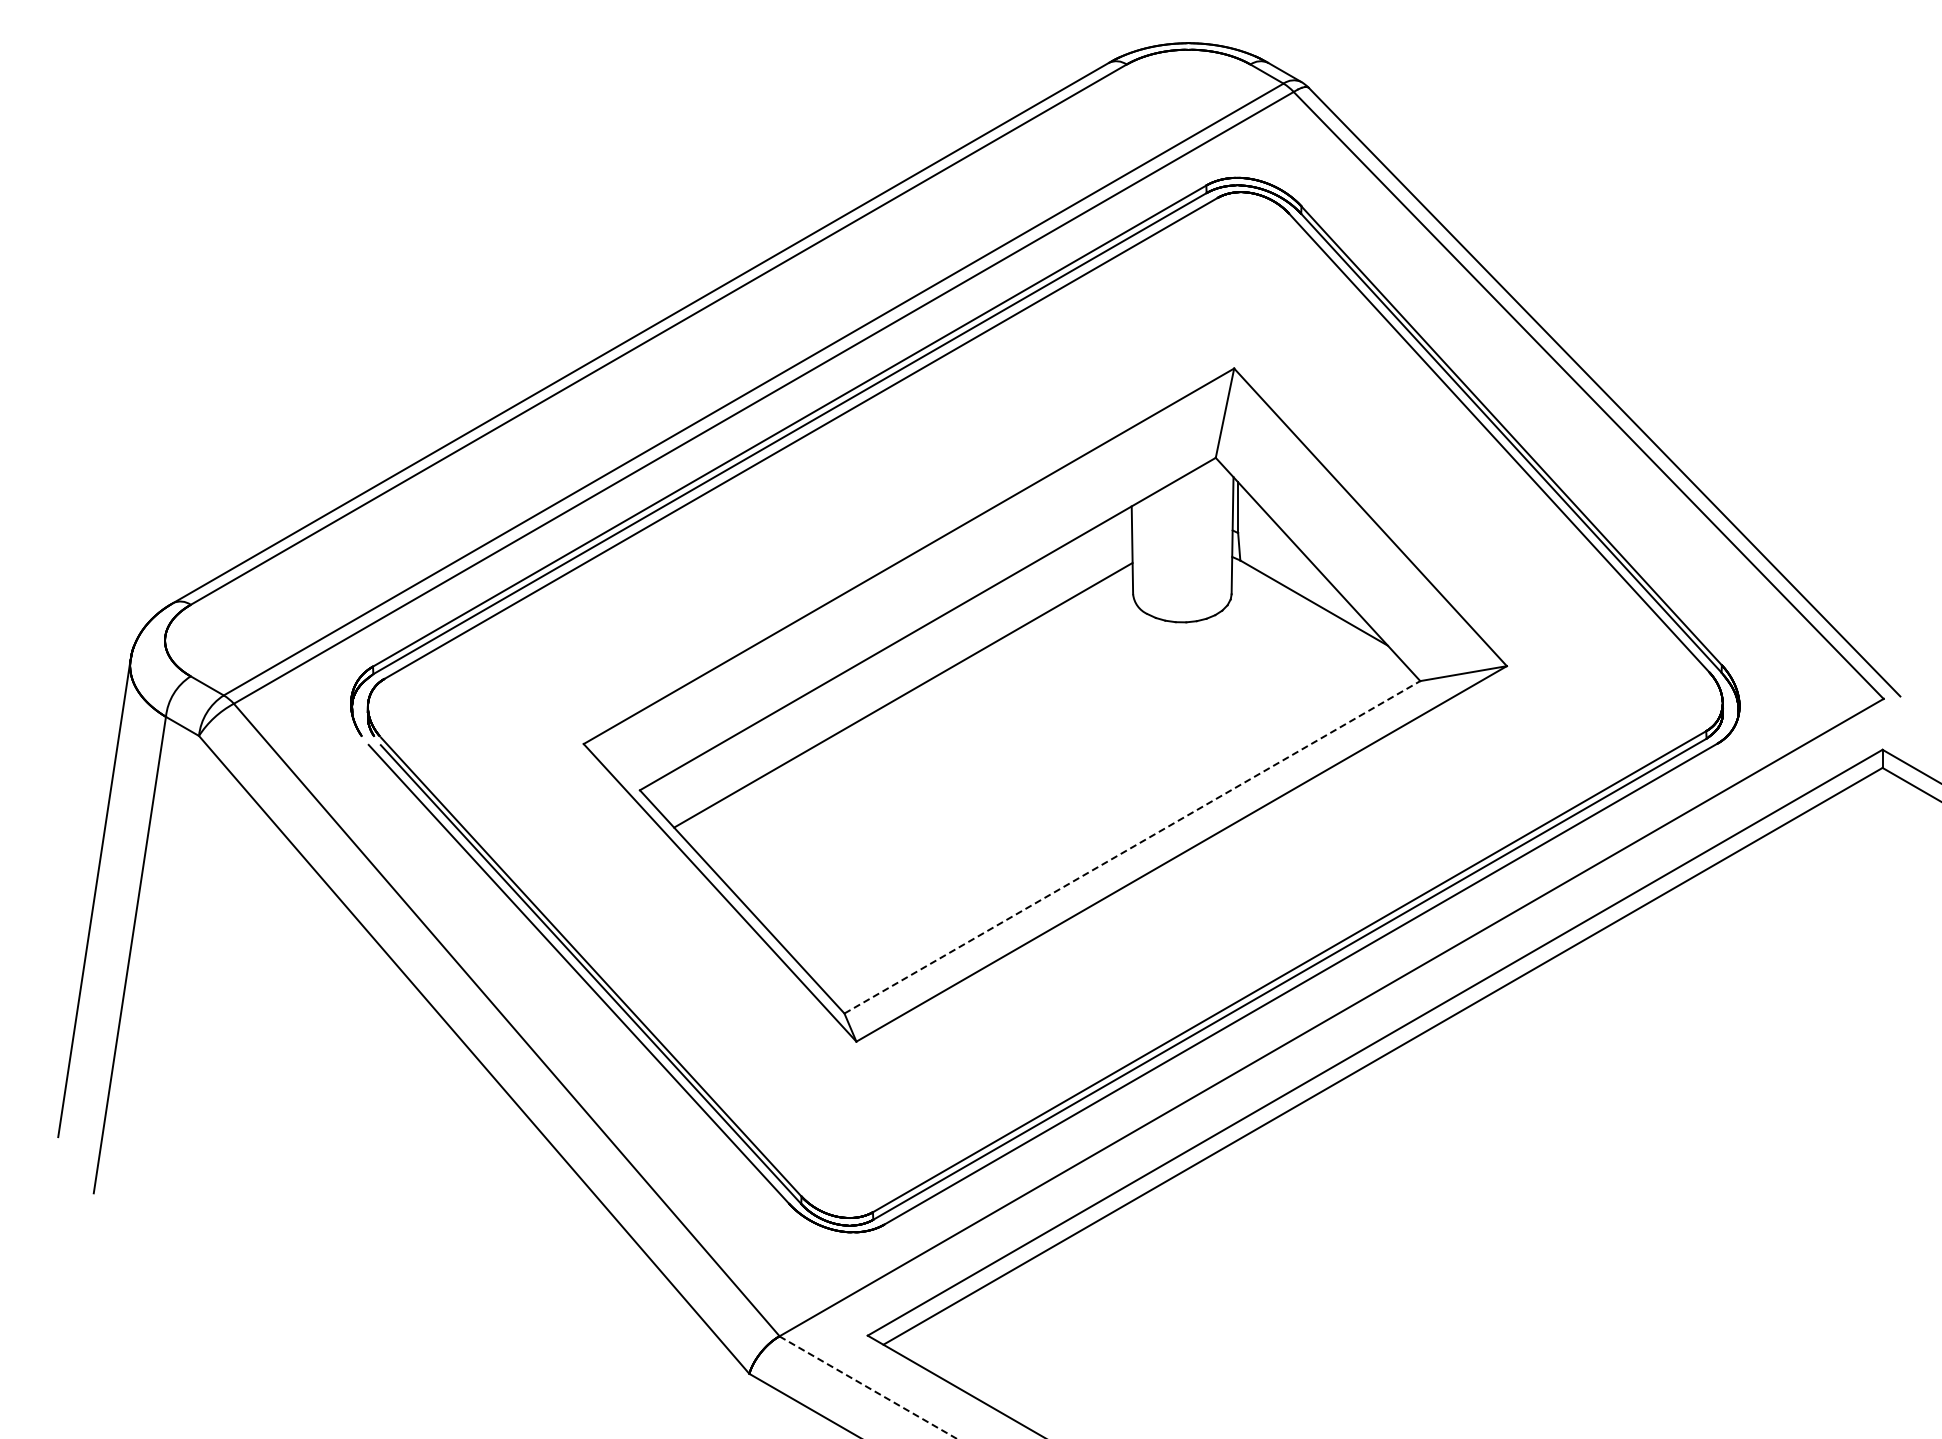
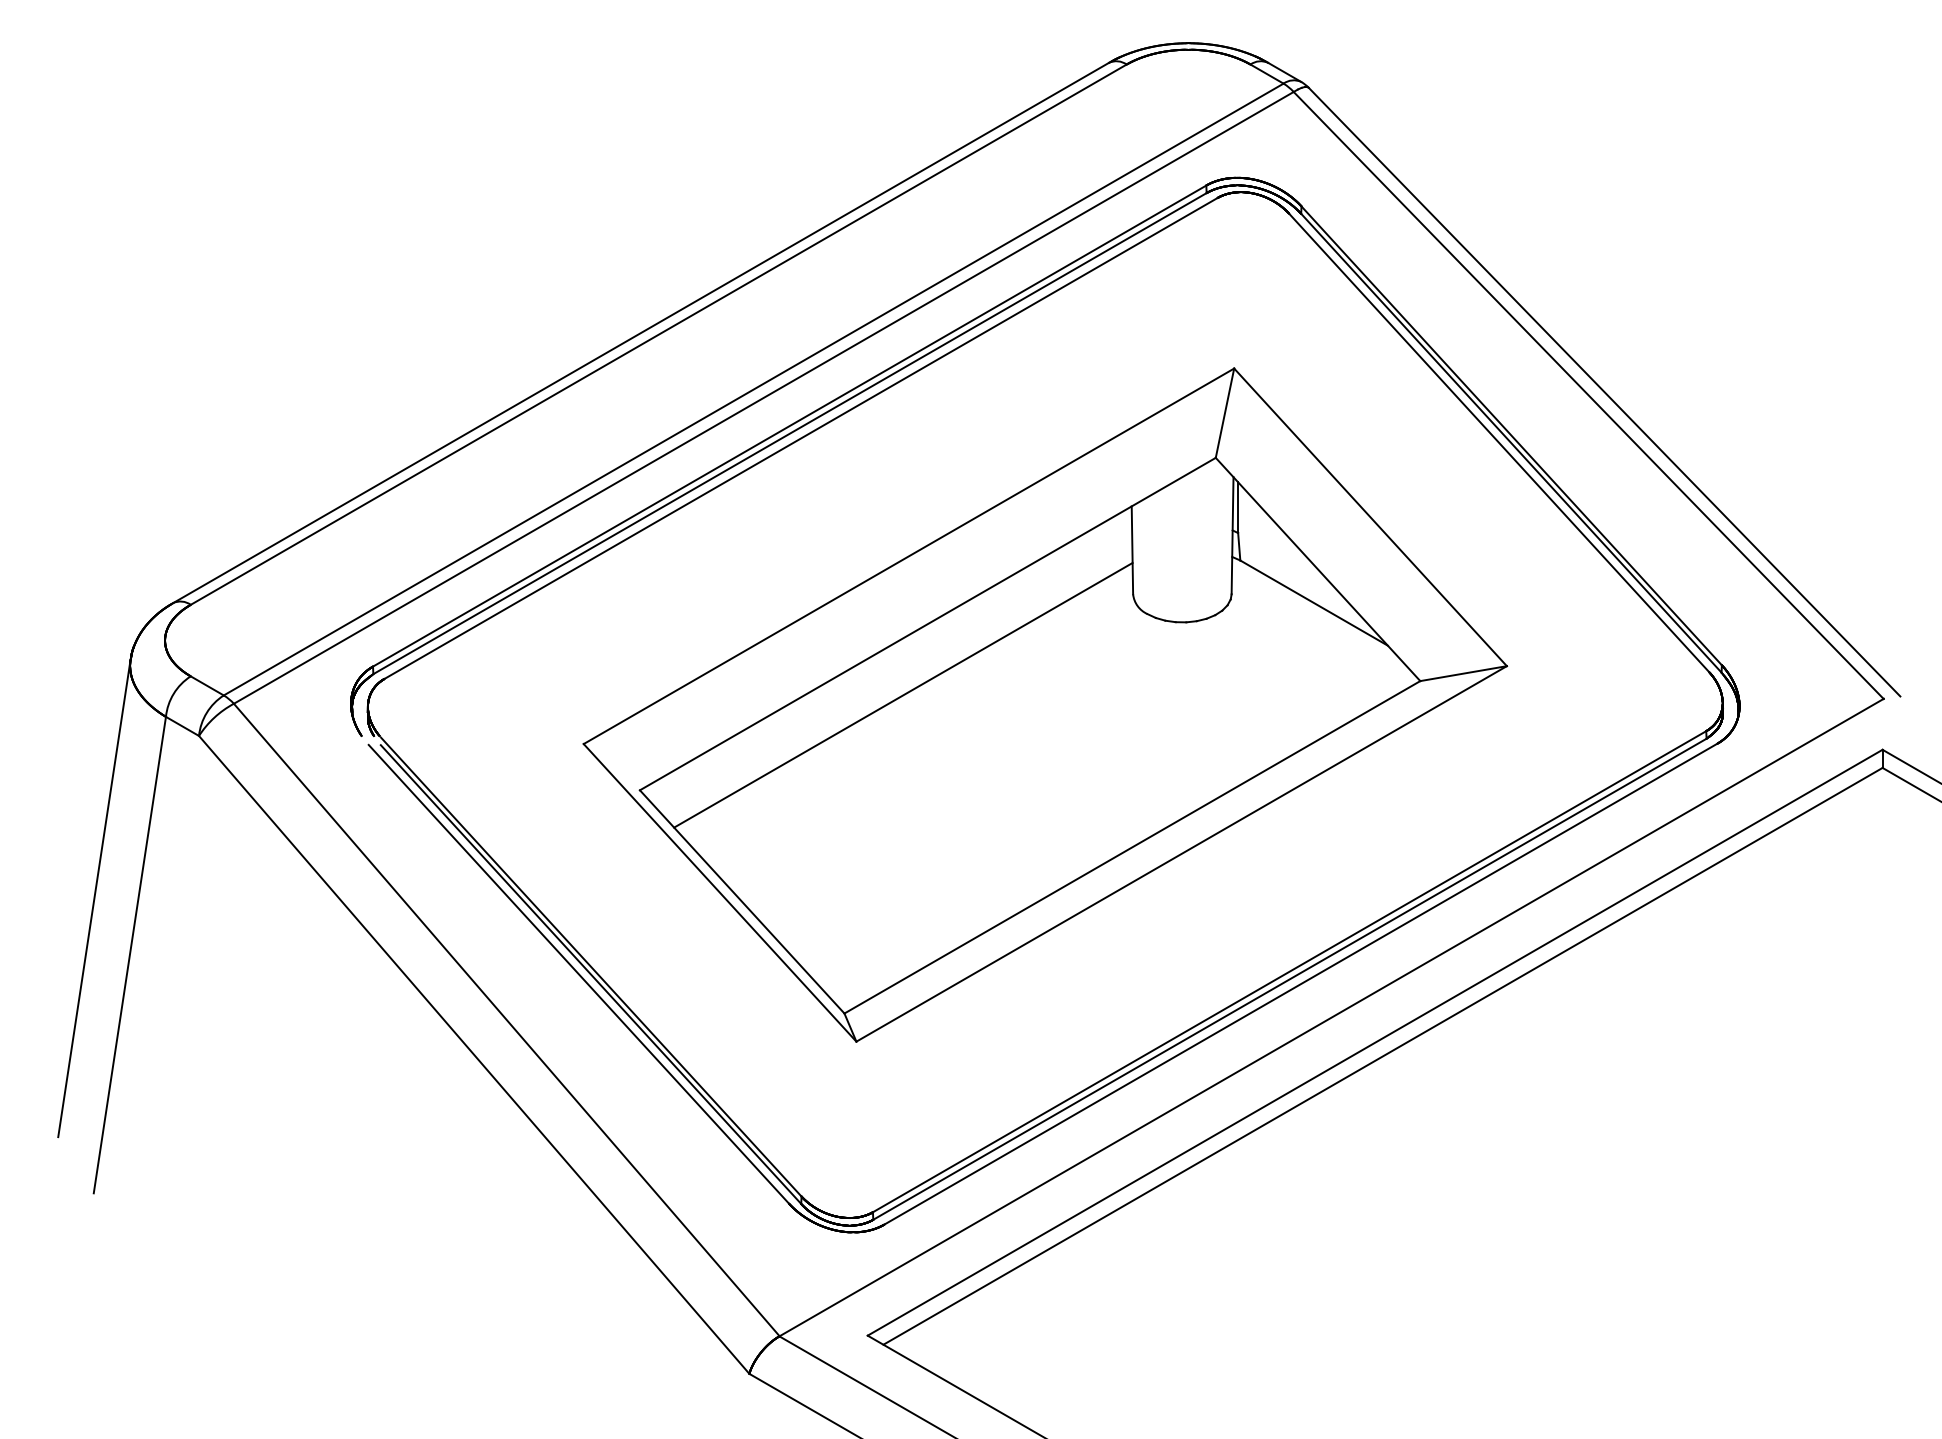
line: dashed -> solid (1132, 847)
line: dashed -> solid (868, 1387)
